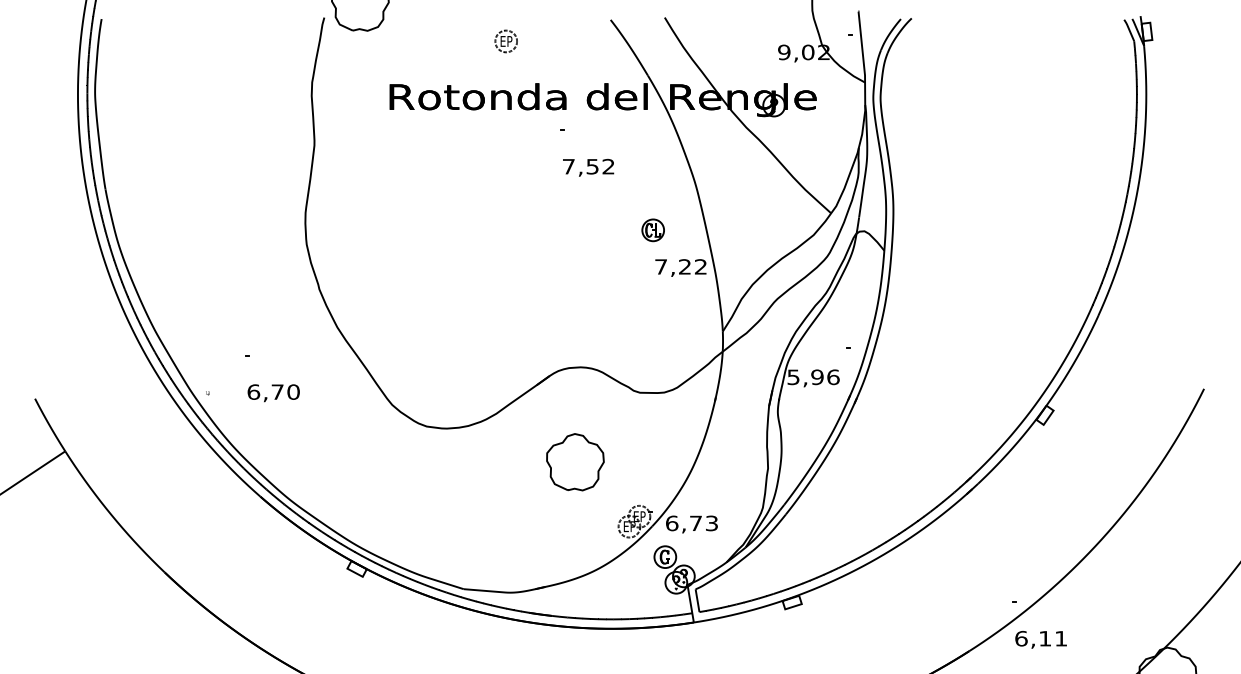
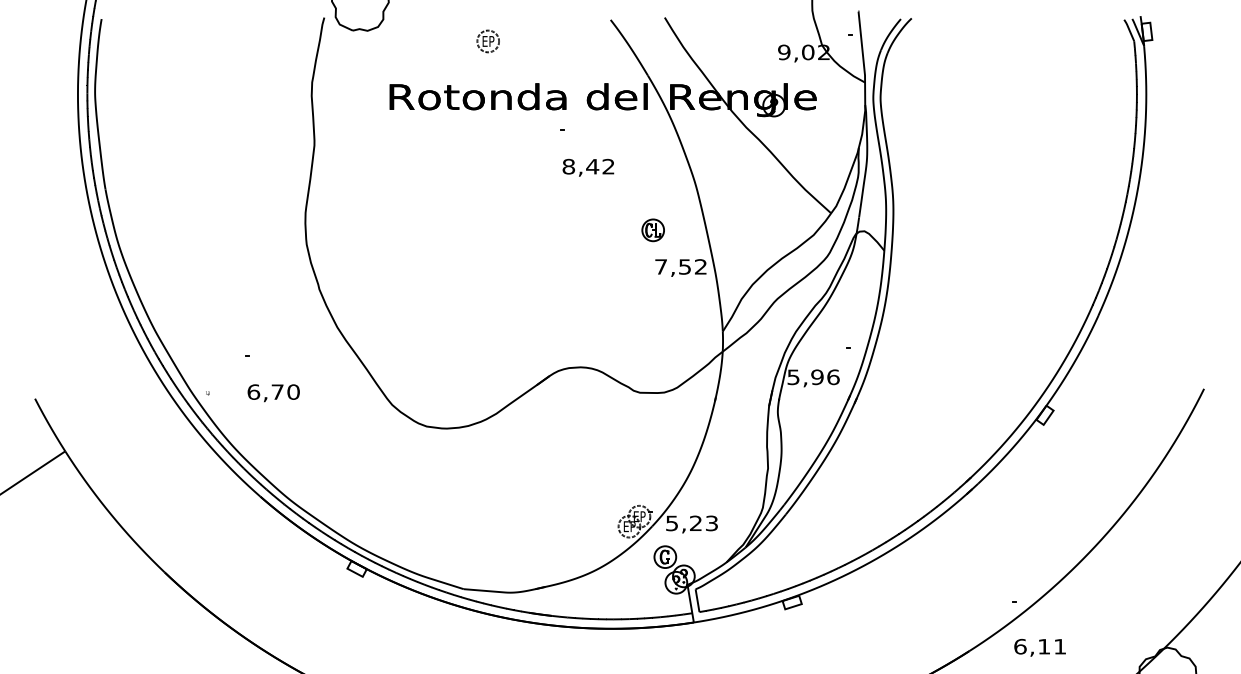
part position: (505, 41) -> (487, 41) (487, 41)
text: 7,52 -> 8,42 (580, 166)
text: 7,22 -> 7,52 (684, 266)
part: present -> none (575, 462)
text: 6,73 -> 5,23 (683, 523)
text position: (1040, 639) -> (1039, 647) (1039, 647)
